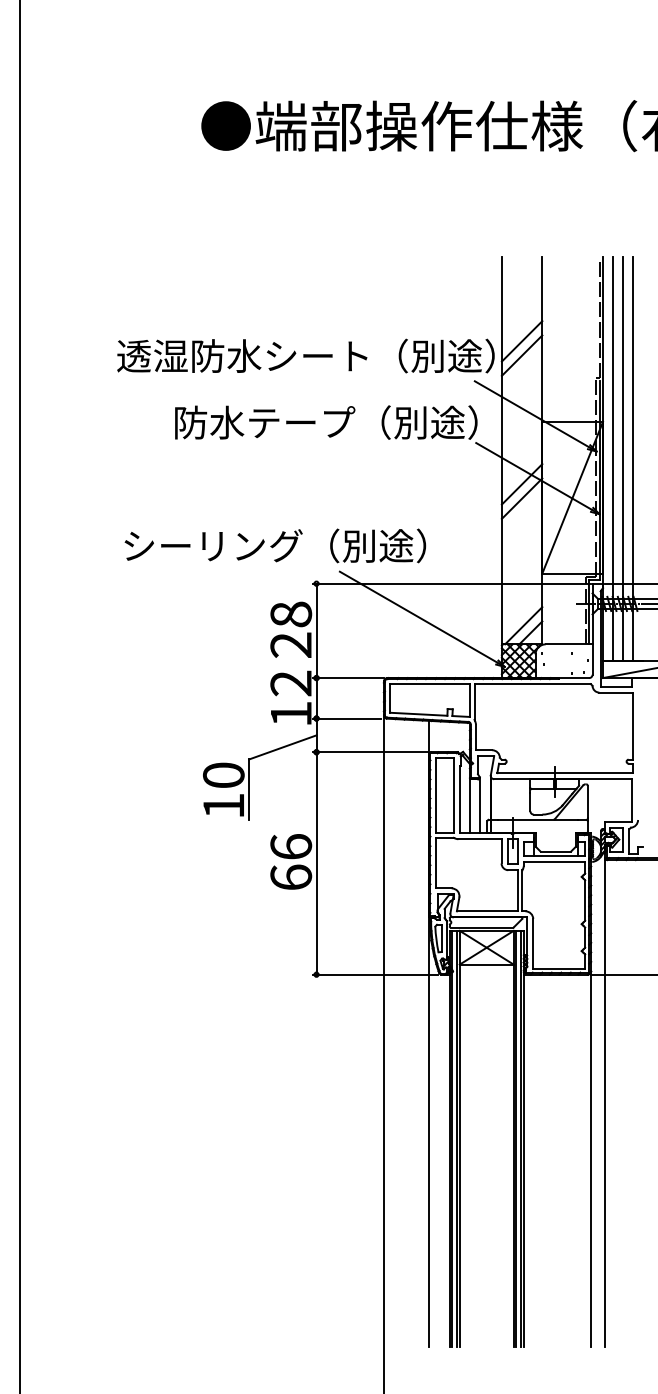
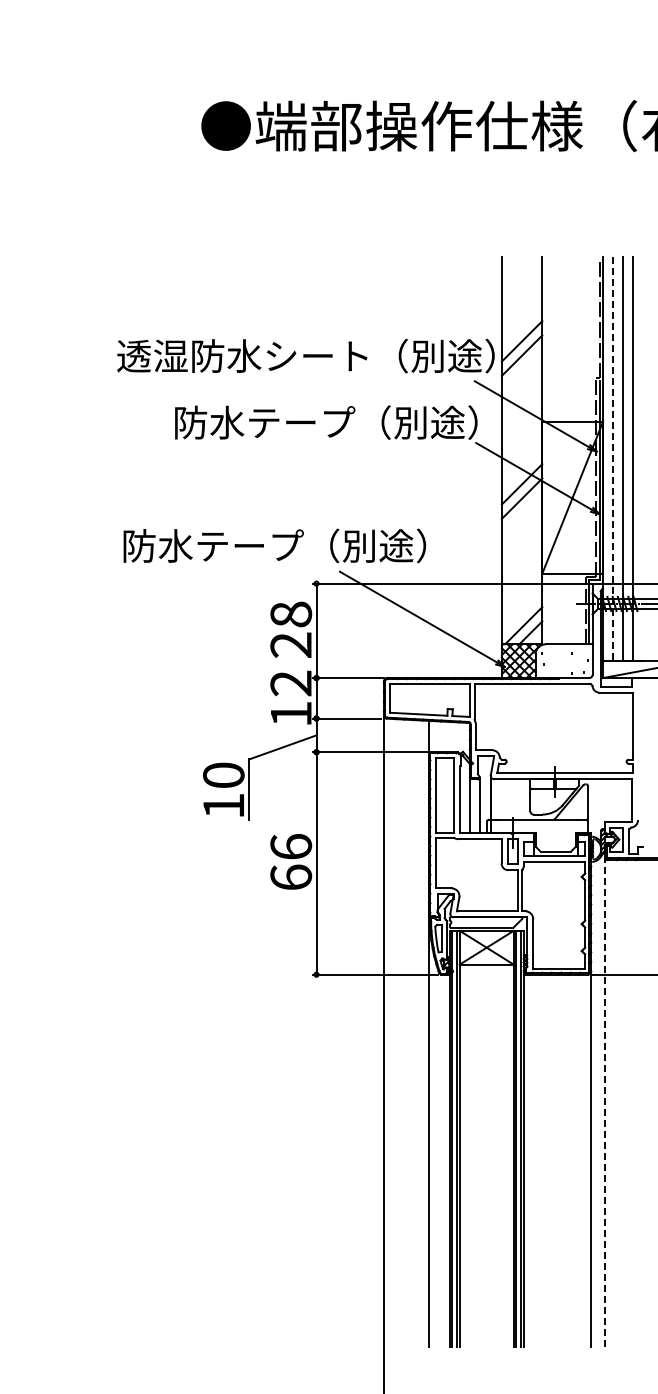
line: solid -> dashed (613, 459)
text: シーリング（別途） -> 防水テープ（別途） (213, 545)
line: present -> none (19, 696)
line: solid -> dashed (604, 1102)
